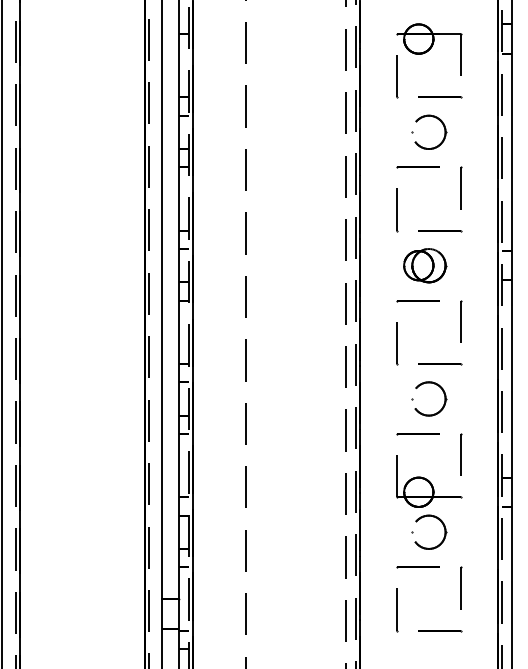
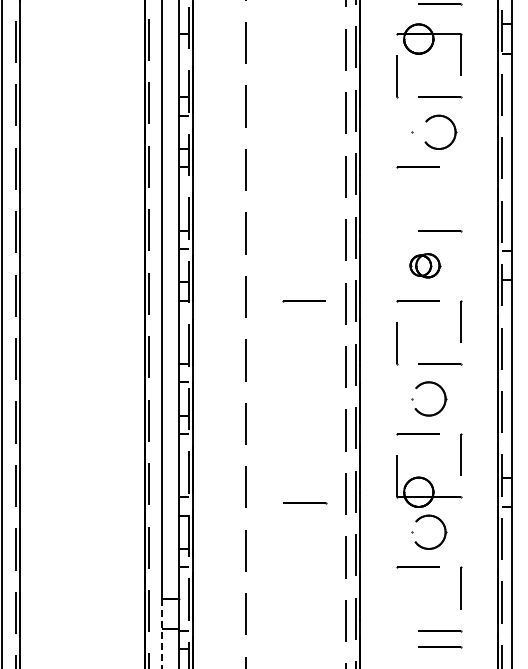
line: none -> present (440, 4)
part position: (438, 120) -> (448, 120) (448, 120)
line: present -> none (461, 187)
line: present -> none (397, 210)
part size: 45x36 px -> 33x26 px (425, 265)
line: none -> present (303, 301)
line: none -> present (305, 503)
line: present -> none (397, 610)
line: solid -> dashed (162, 633)
line: none -> present (440, 647)
